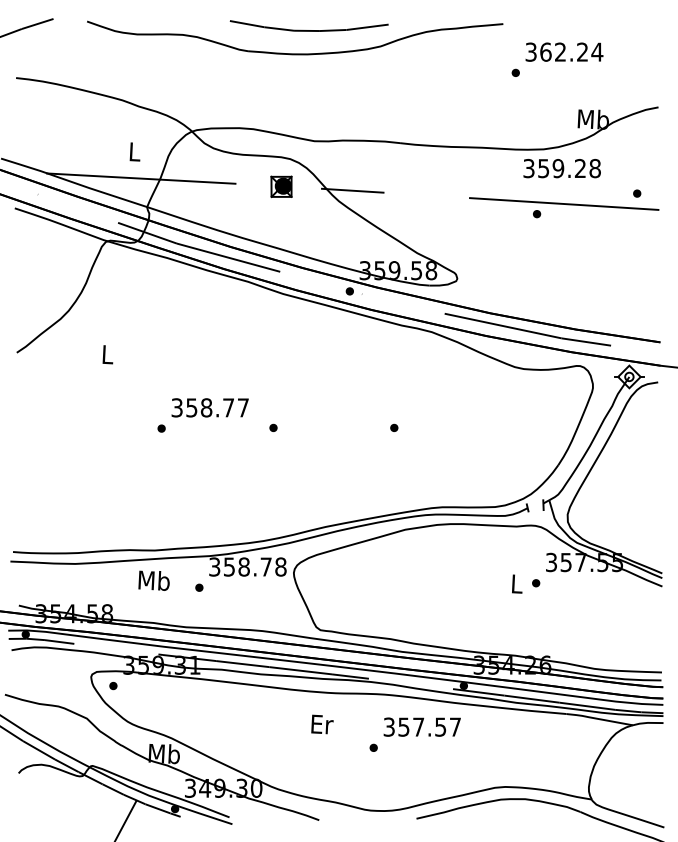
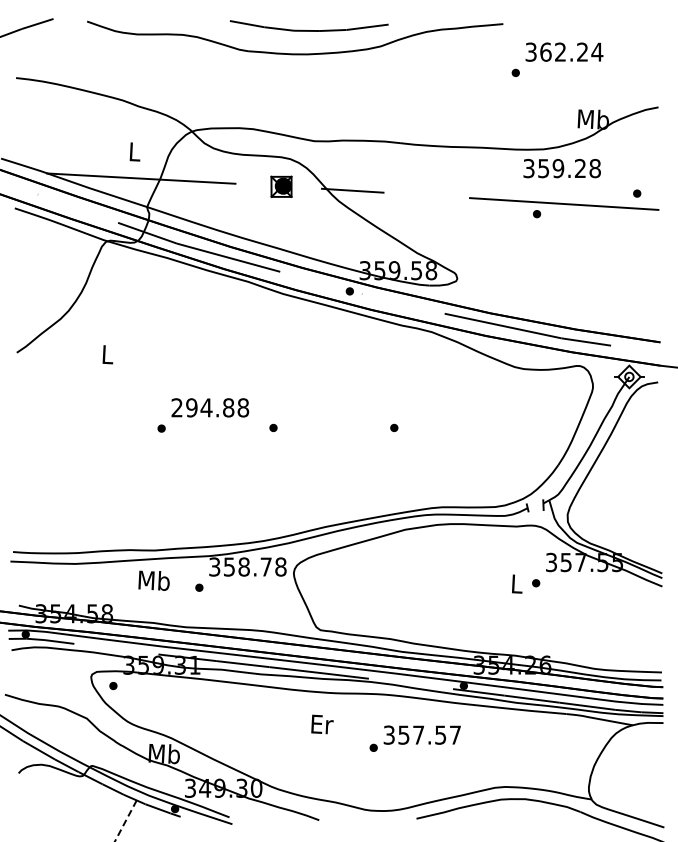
text: 358.77 -> 294.88 (210, 407)
text position: (421, 726) -> (421, 734) (421, 734)
line: solid -> dashed (125, 821)
